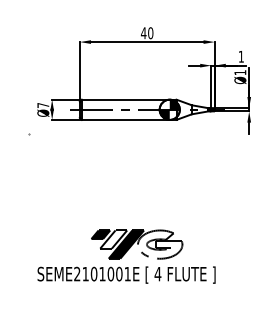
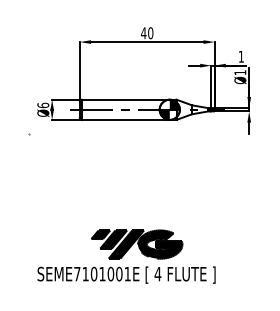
text: Ø7 -> Ø6 (43, 105)
fill: none -> present (113, 239)
fill: none -> present (160, 244)
text: SEME2101001E -> SEME7101001E (77, 273)
